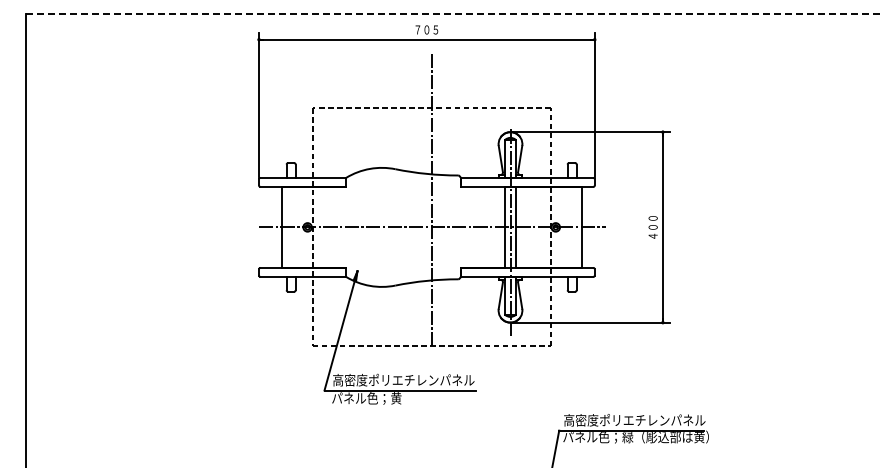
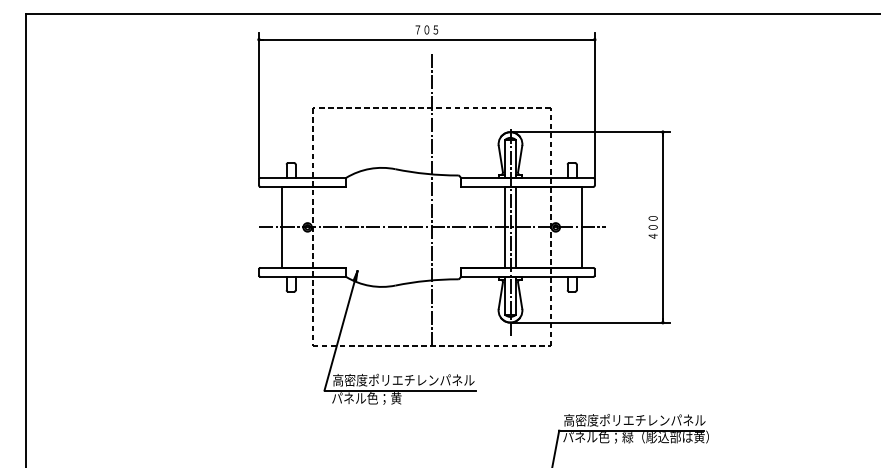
line: dashed -> solid (453, 13)
